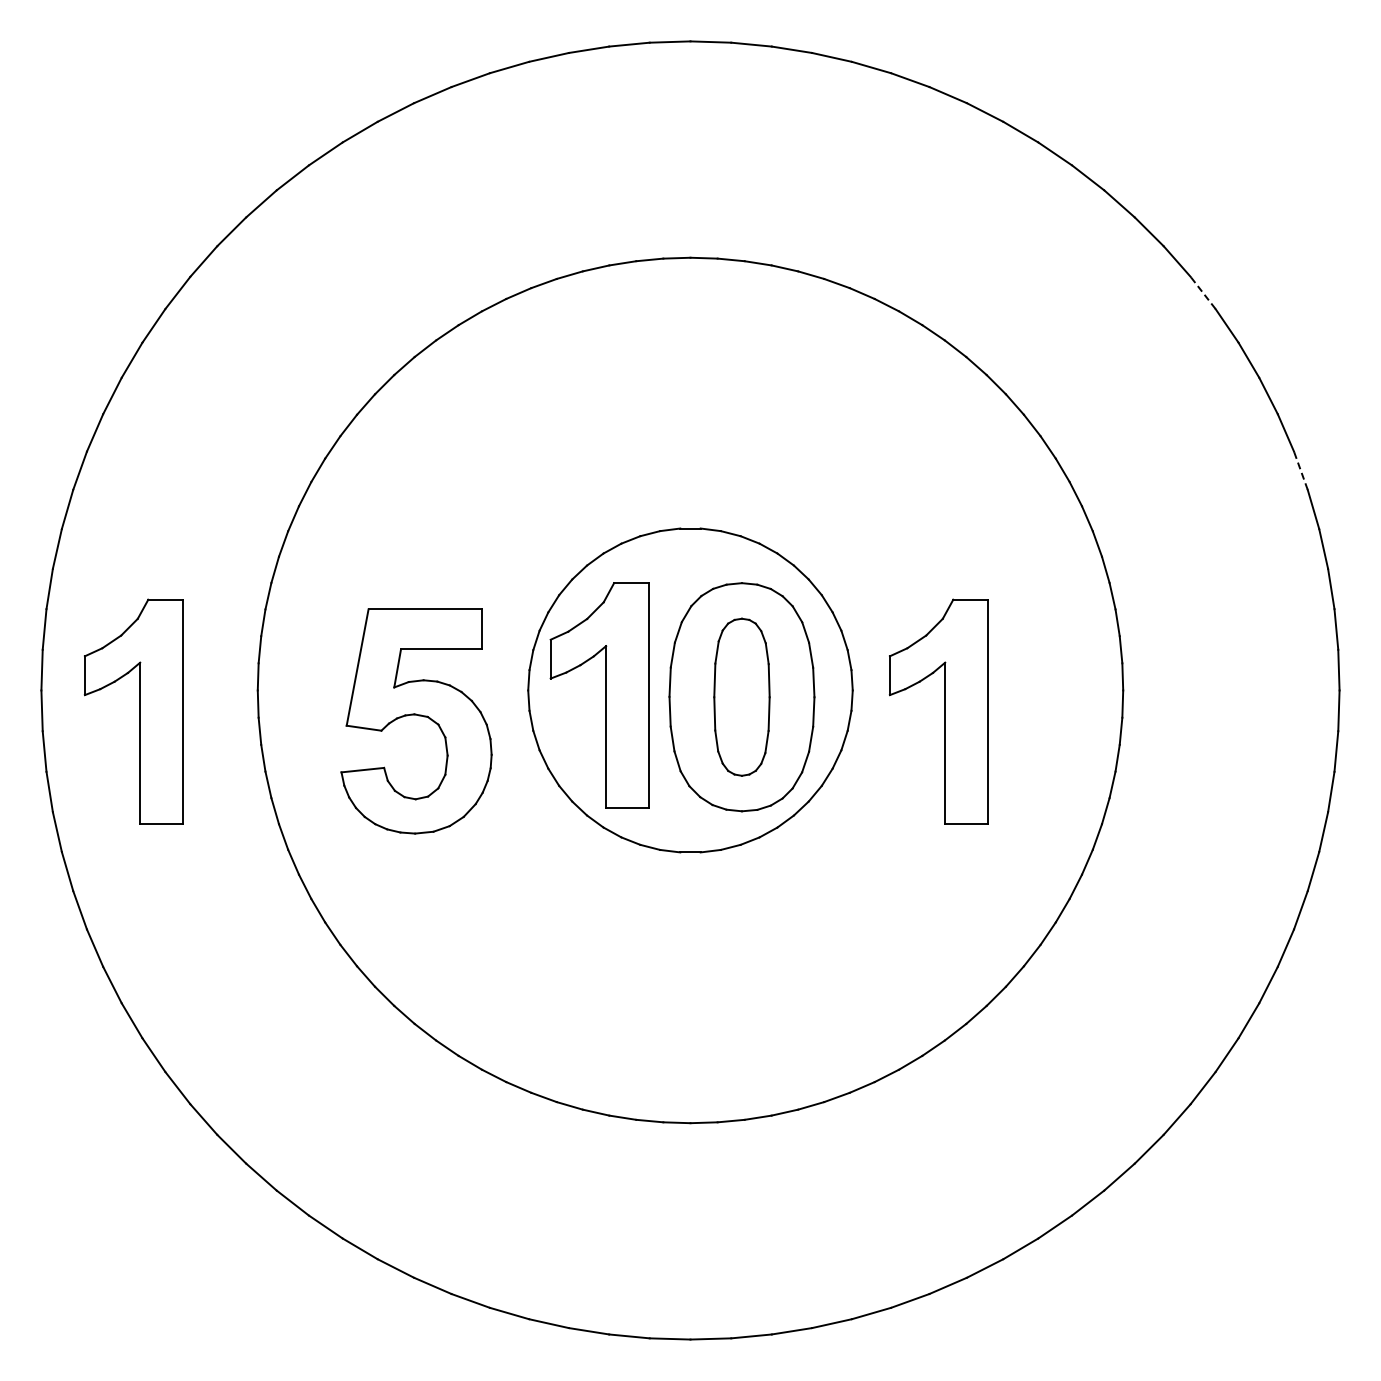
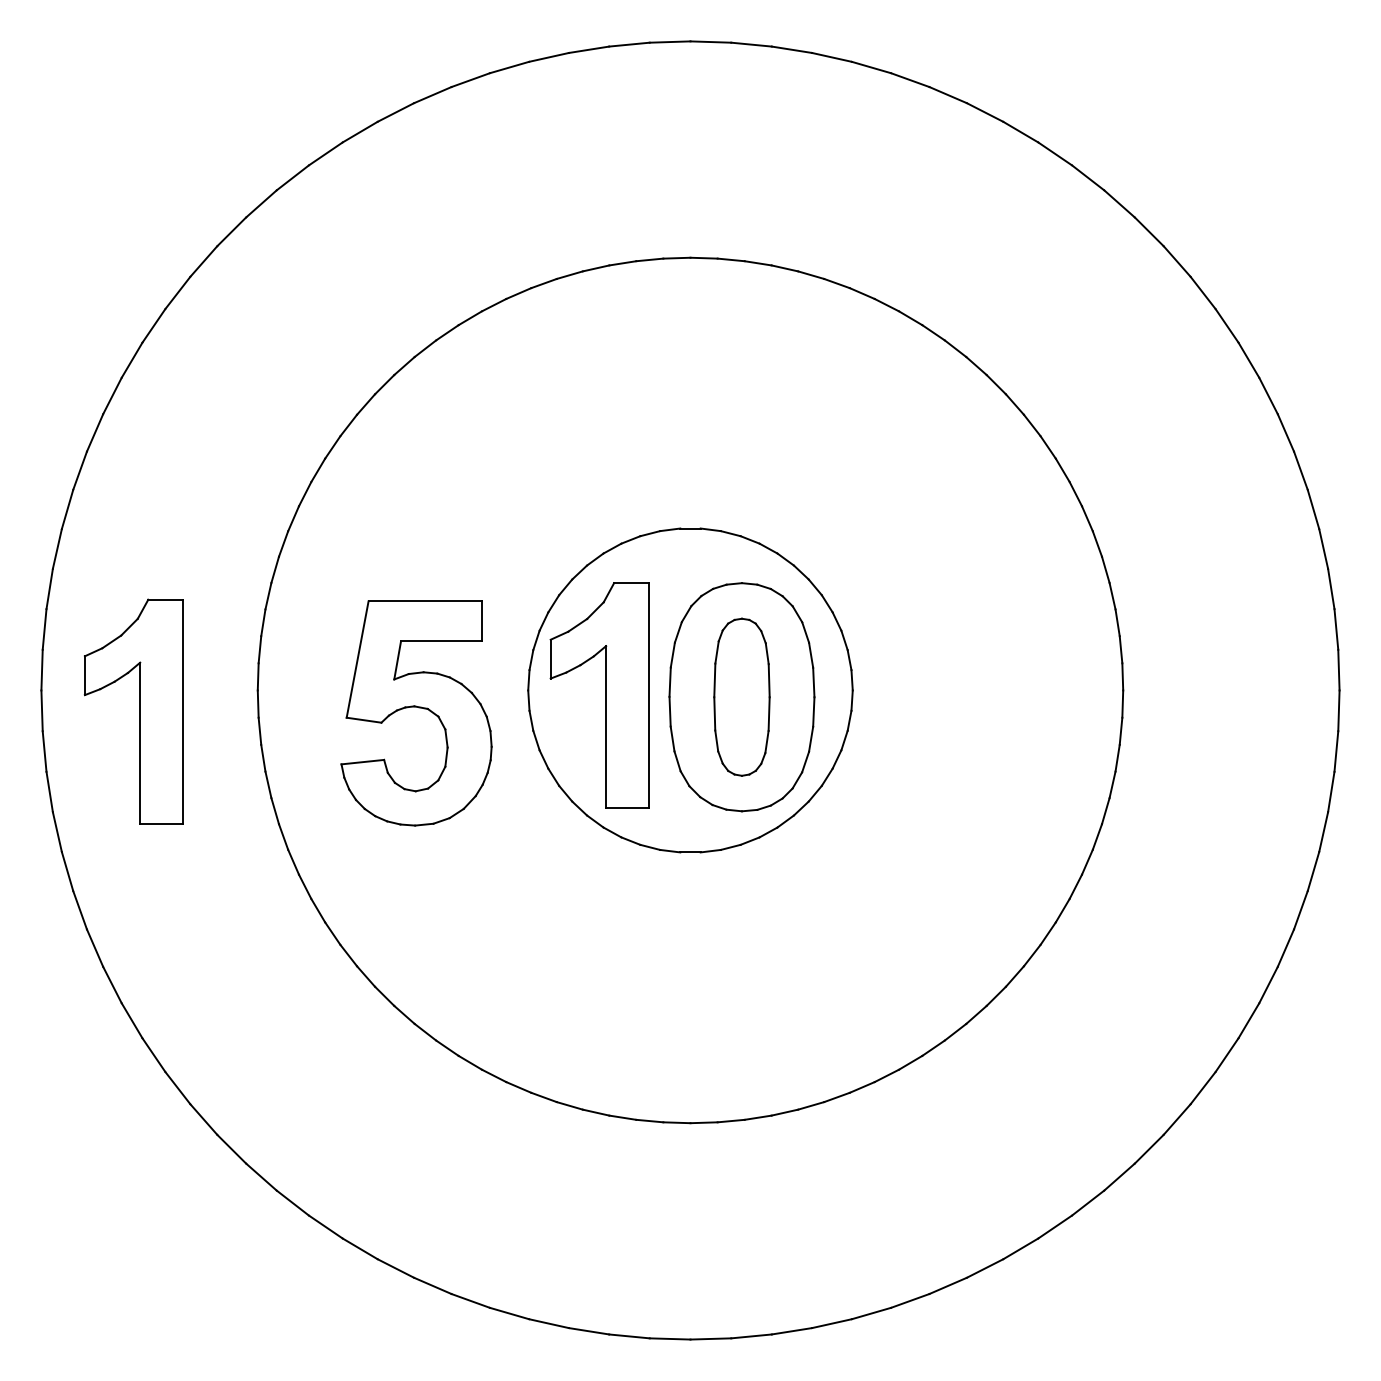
line: dashed -> solid (1202, 292)
line: dashed -> solid (1300, 470)
part: present -> none (938, 711)
part position: (416, 721) -> (416, 713) (416, 713)
